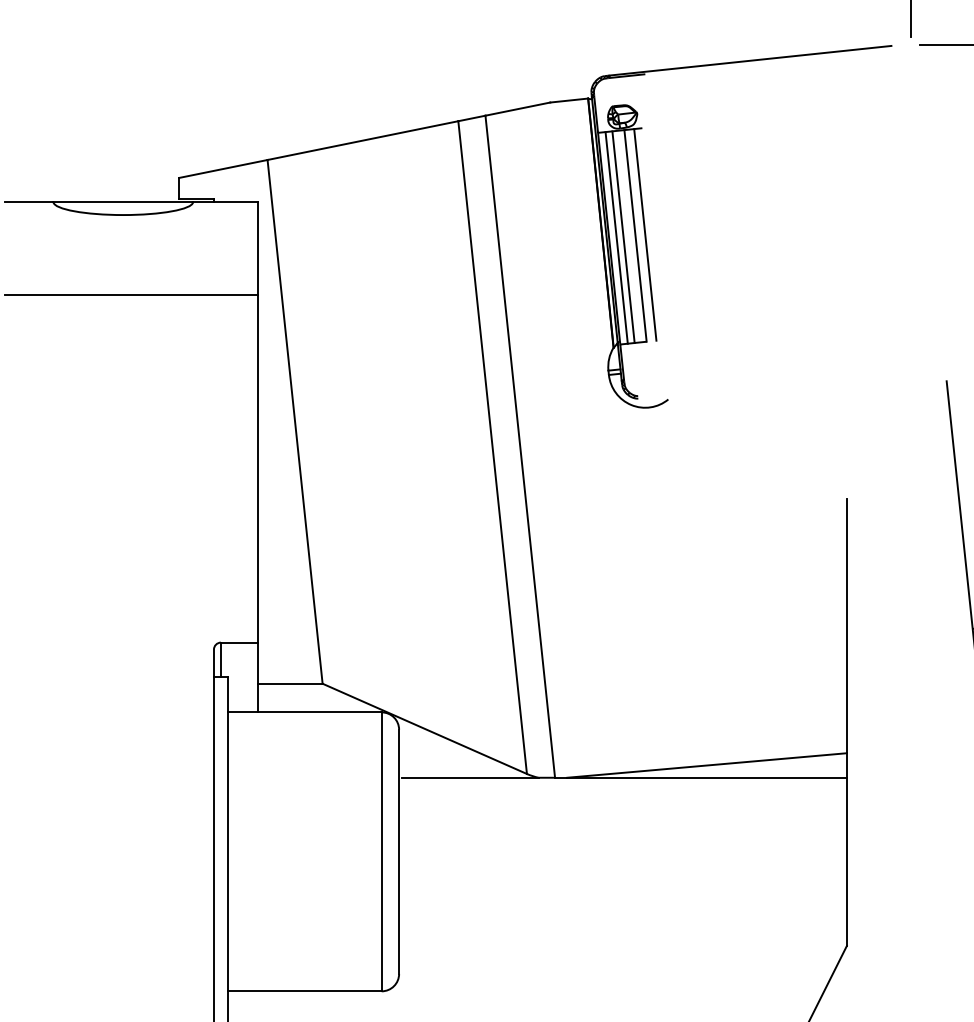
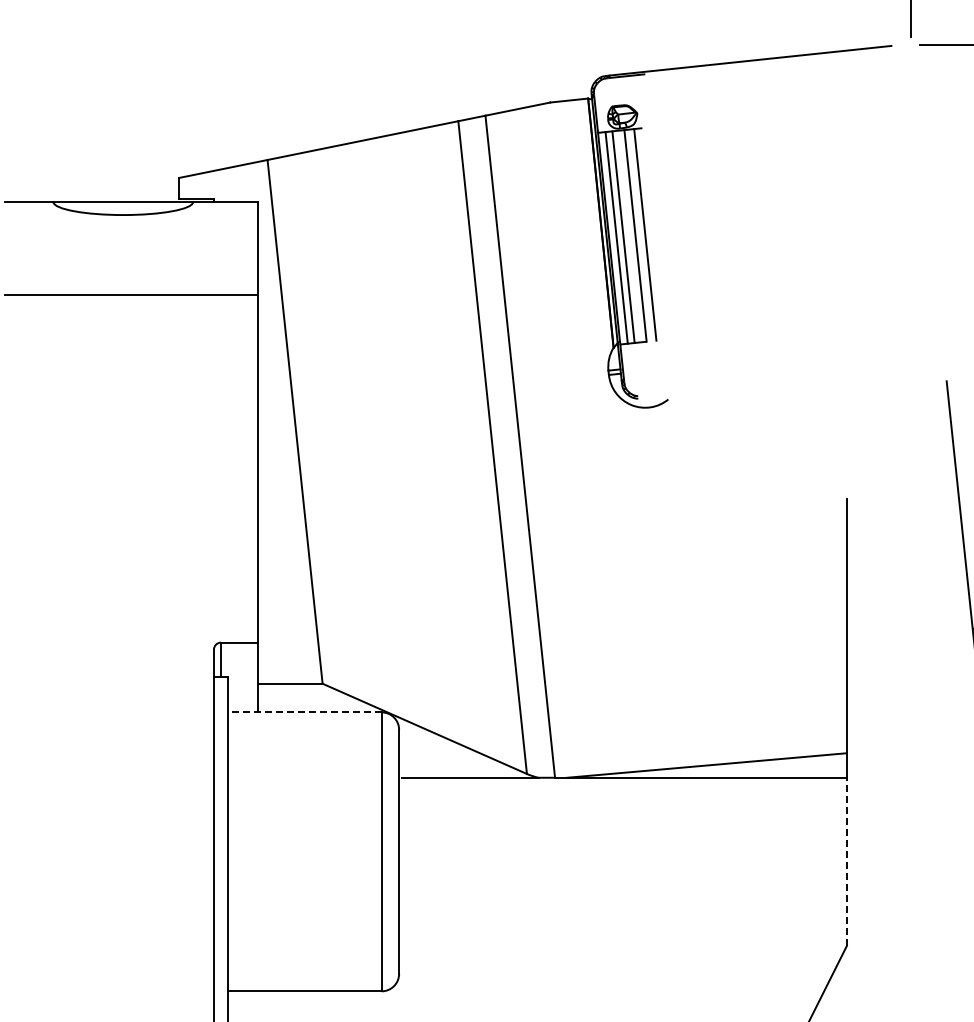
line: solid -> dashed (304, 712)
line: solid -> dashed (846, 861)
